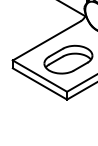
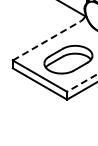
line: solid -> dashed (47, 40)
line: solid -> dashed (82, 82)
